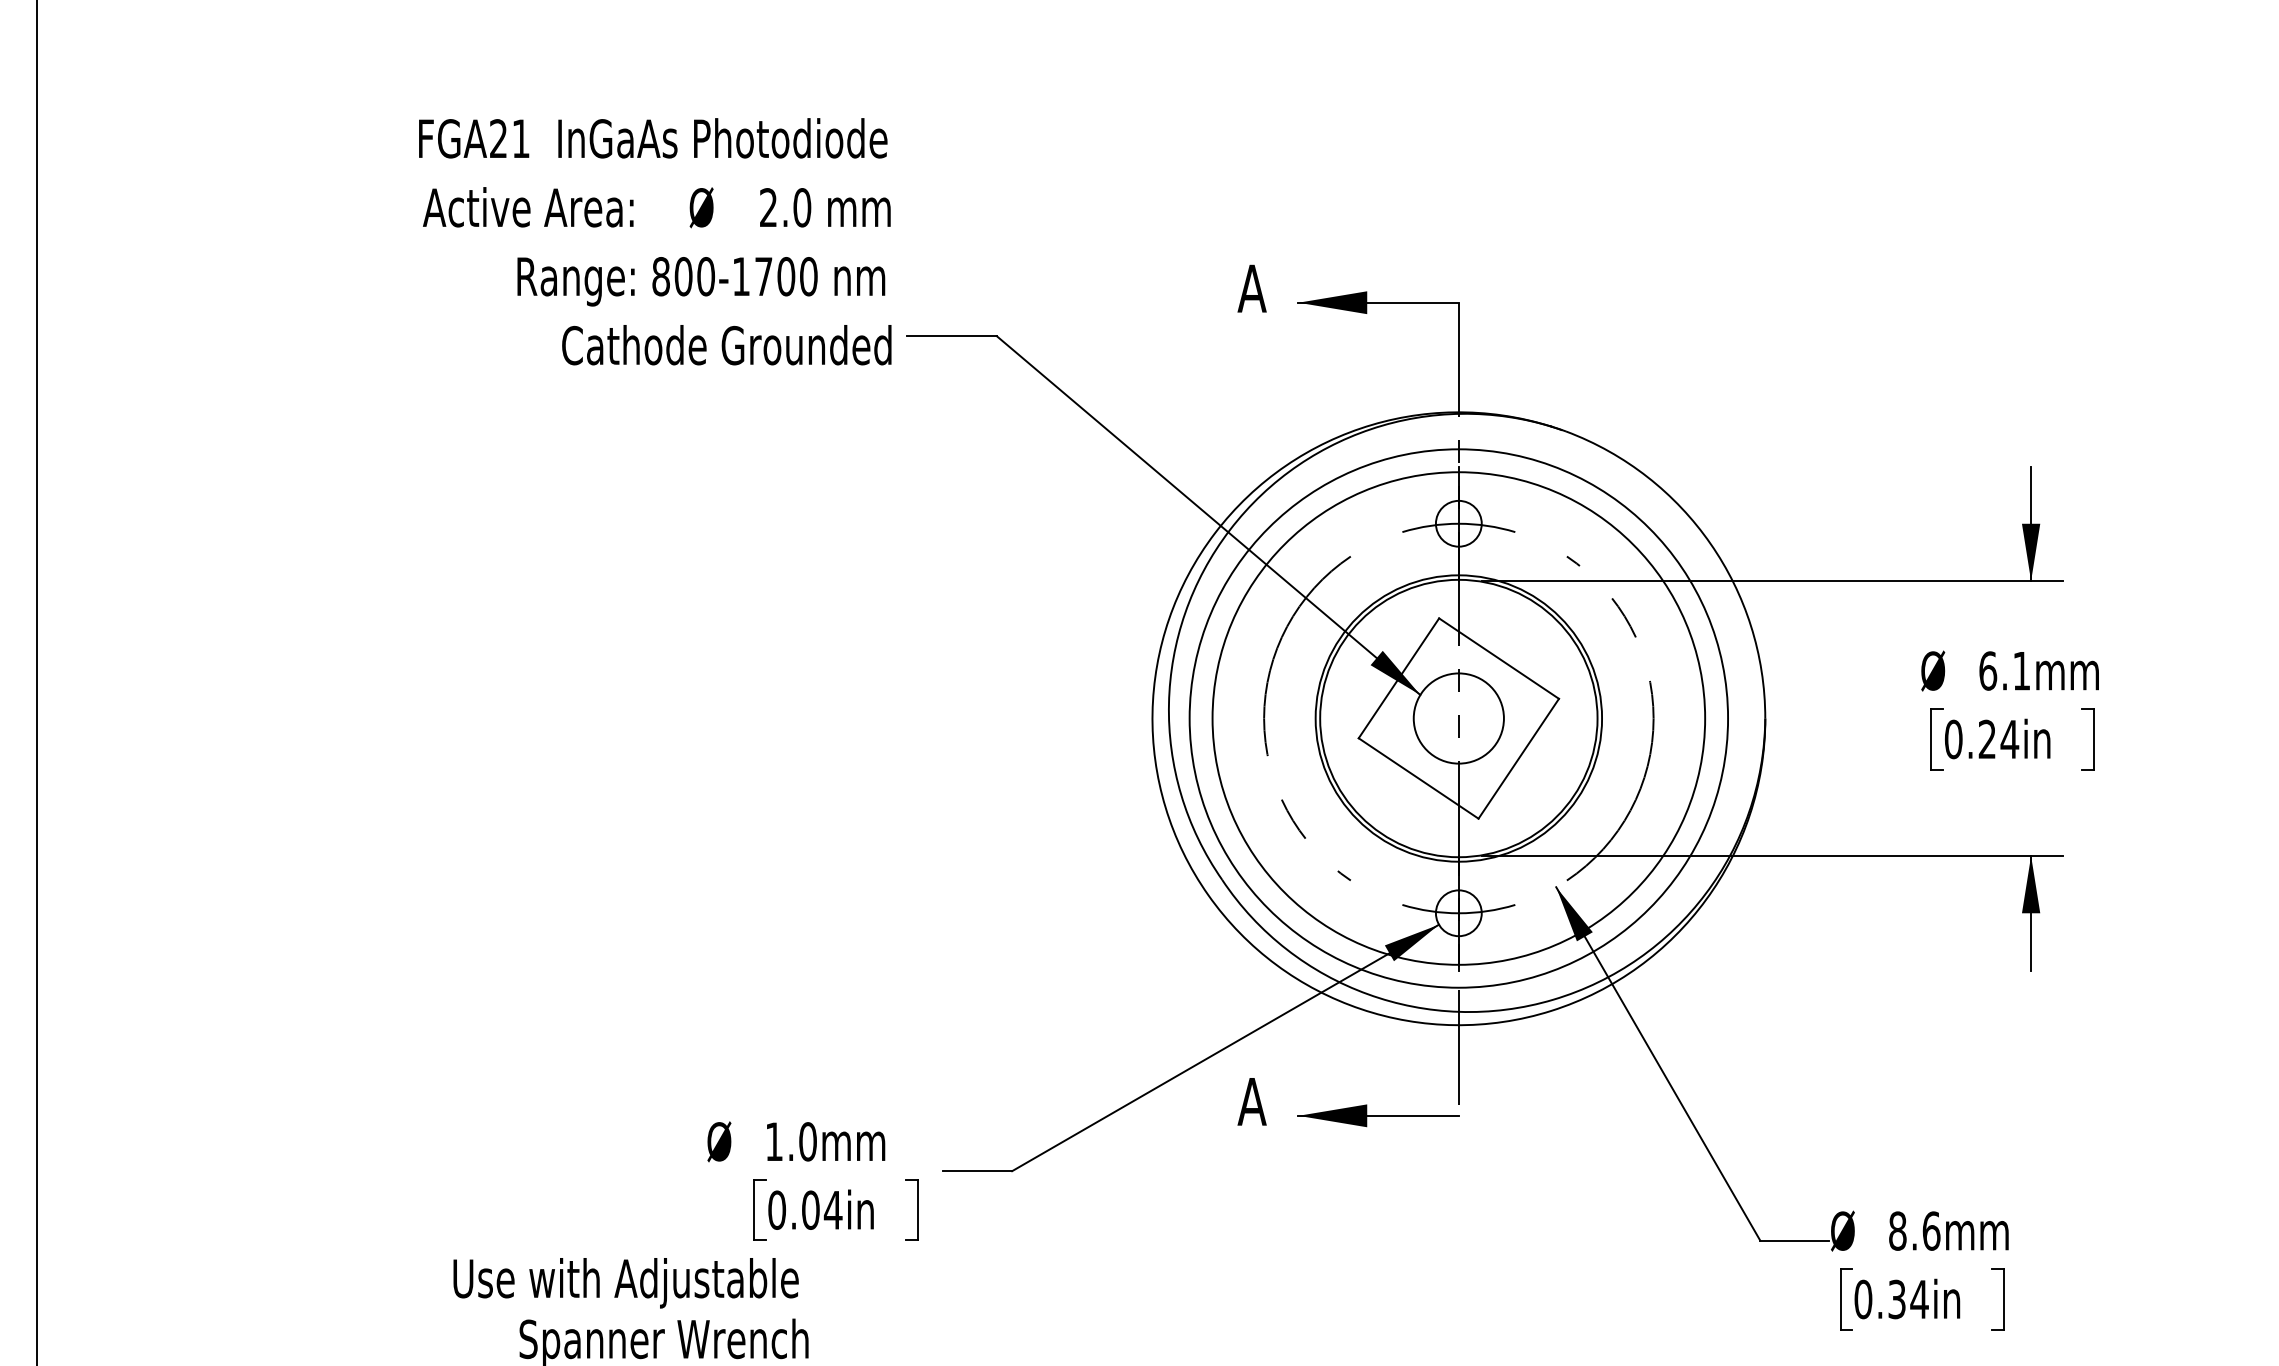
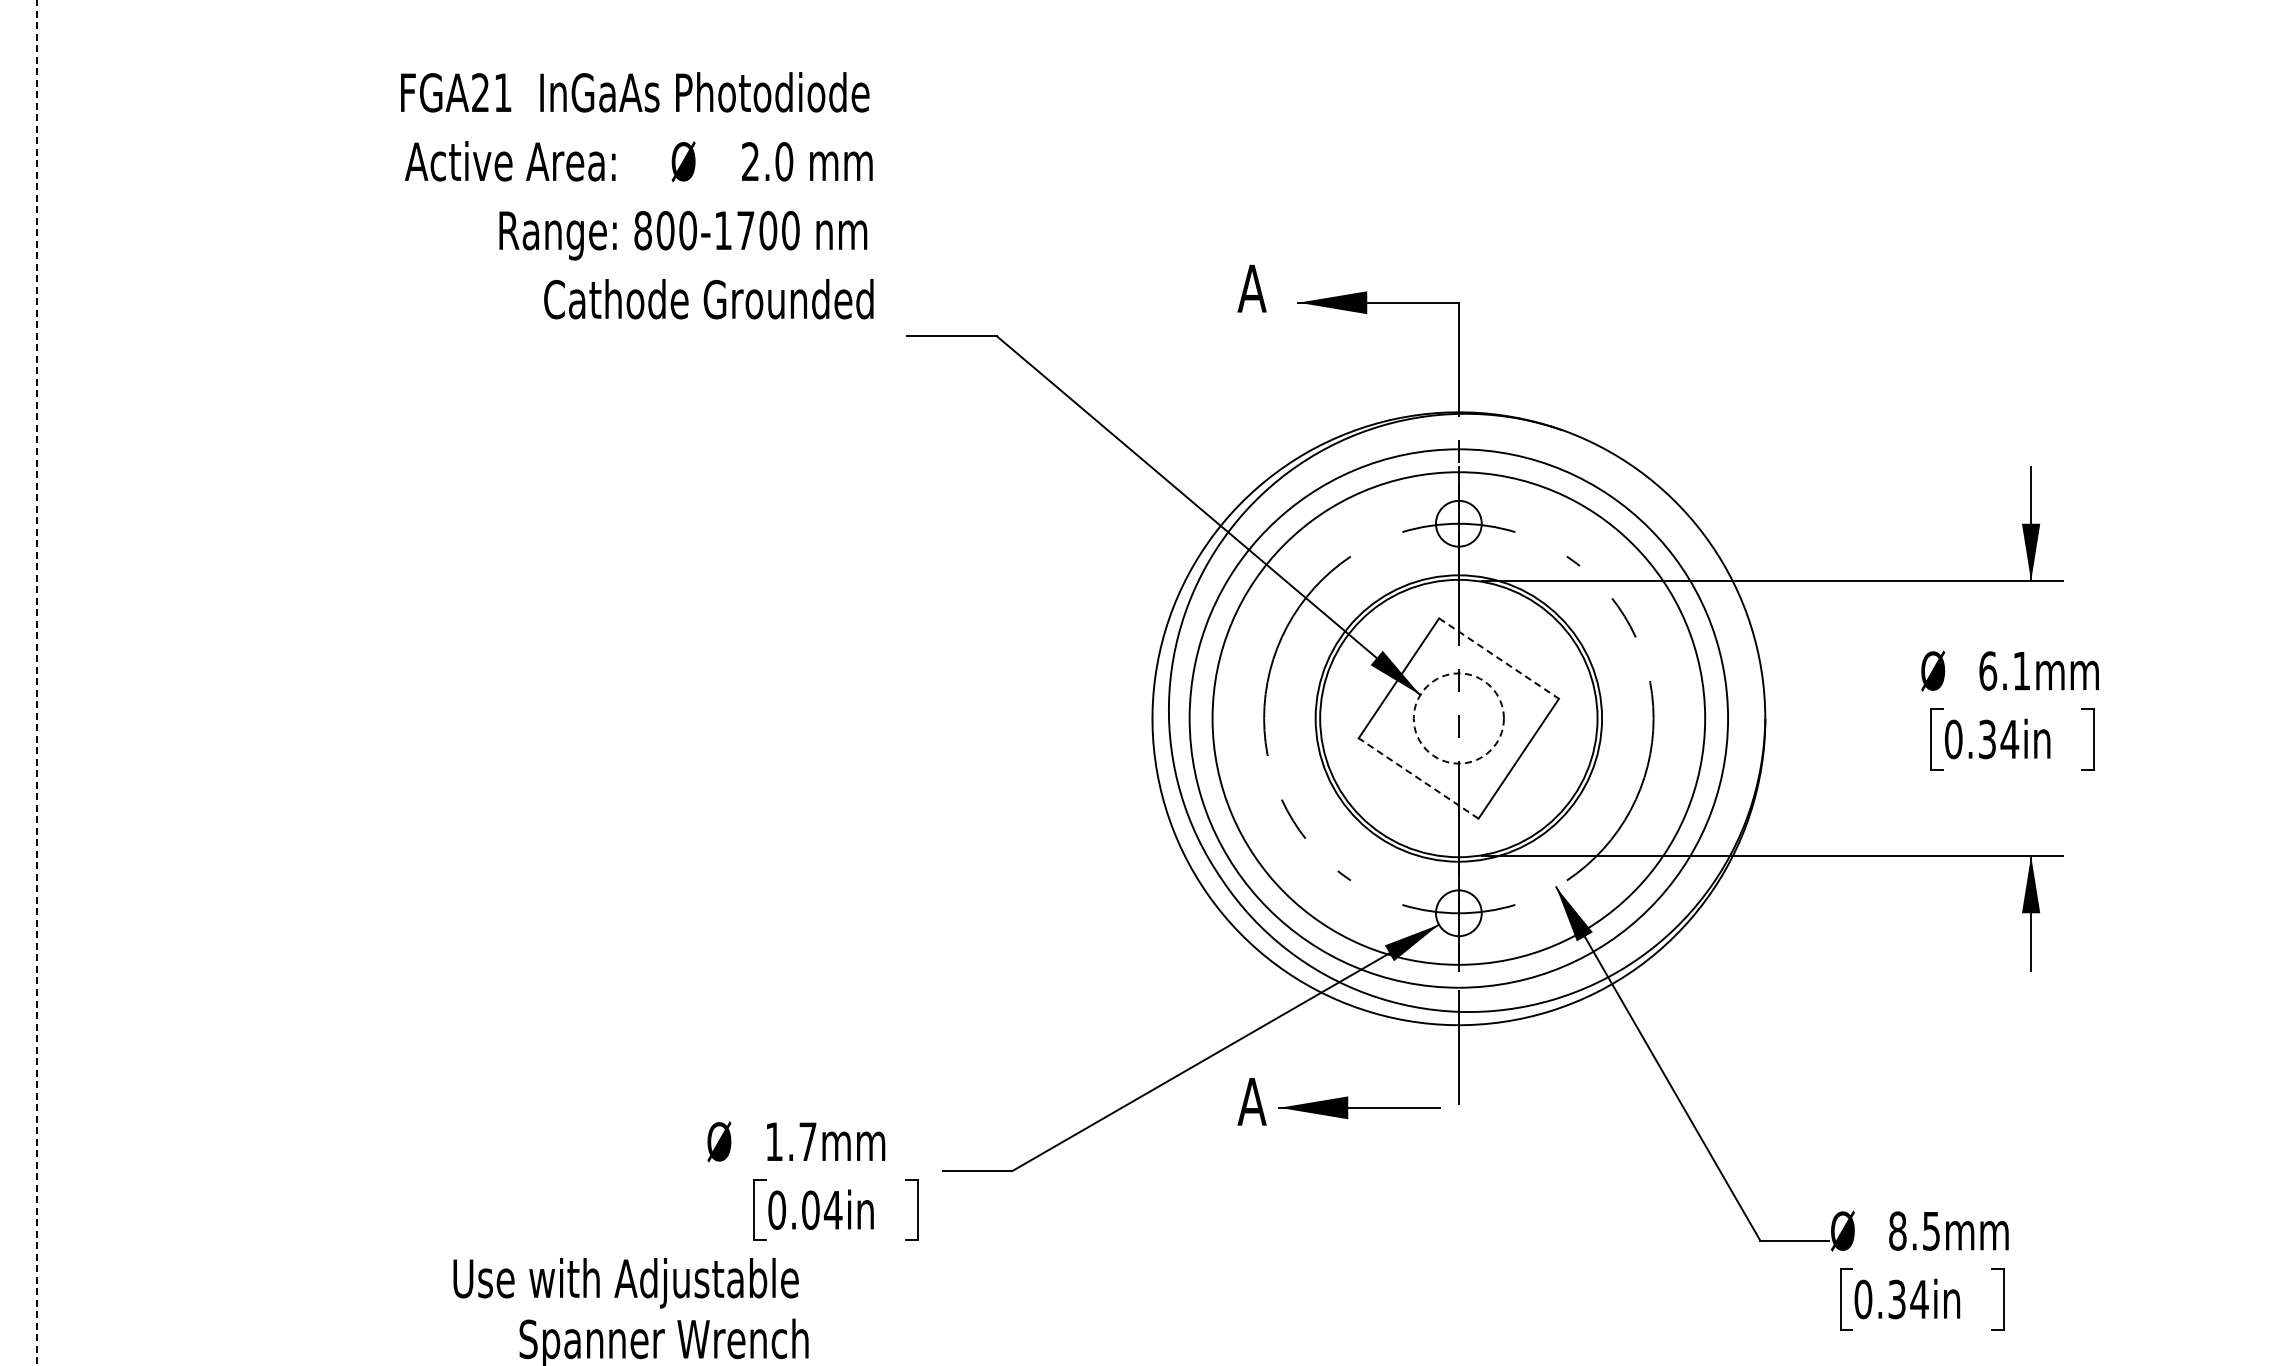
text position: (655, 241) -> (637, 195) (637, 195)
line: solid -> dashed (1499, 658)
line: solid -> dashed (37, 683)
circle: solid -> dashed (1458, 718)
text: 0.24in -> 0.34in (1986, 739)
line: solid -> dashed (1418, 778)
part position: (1378, 1115) -> (1359, 1107) (1359, 1107)
text: 1.0mm -> 1.7mm (807, 1141)
text: 8.6mm -> 8.5mm (1931, 1230)
